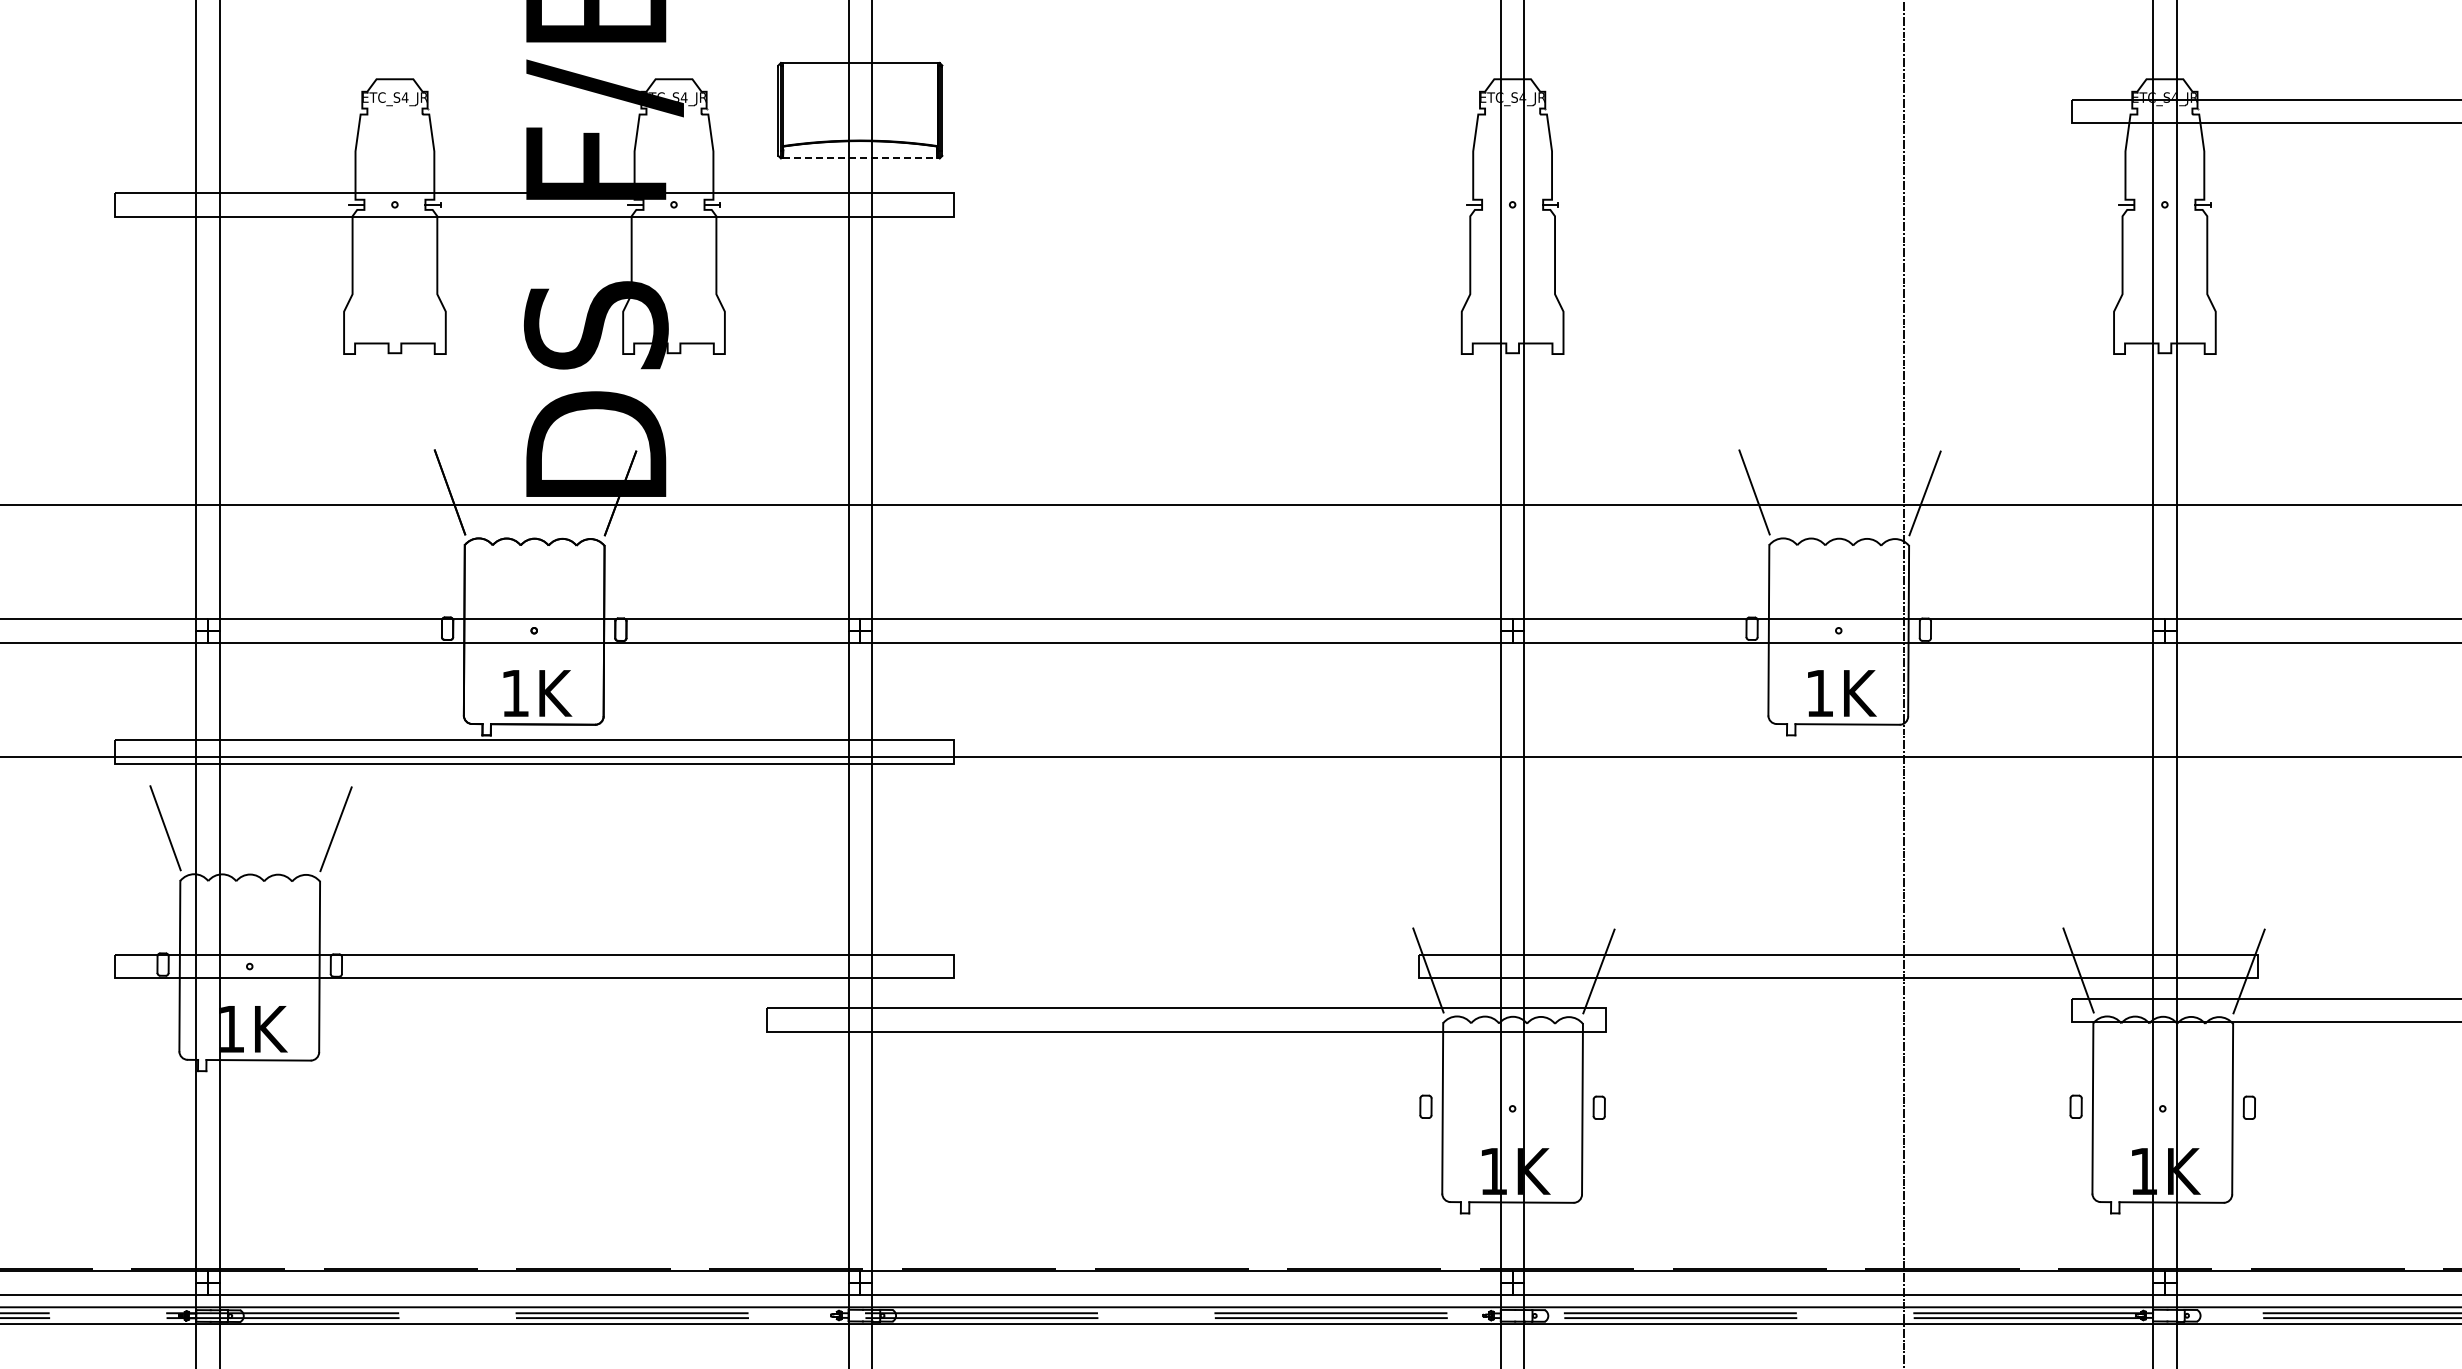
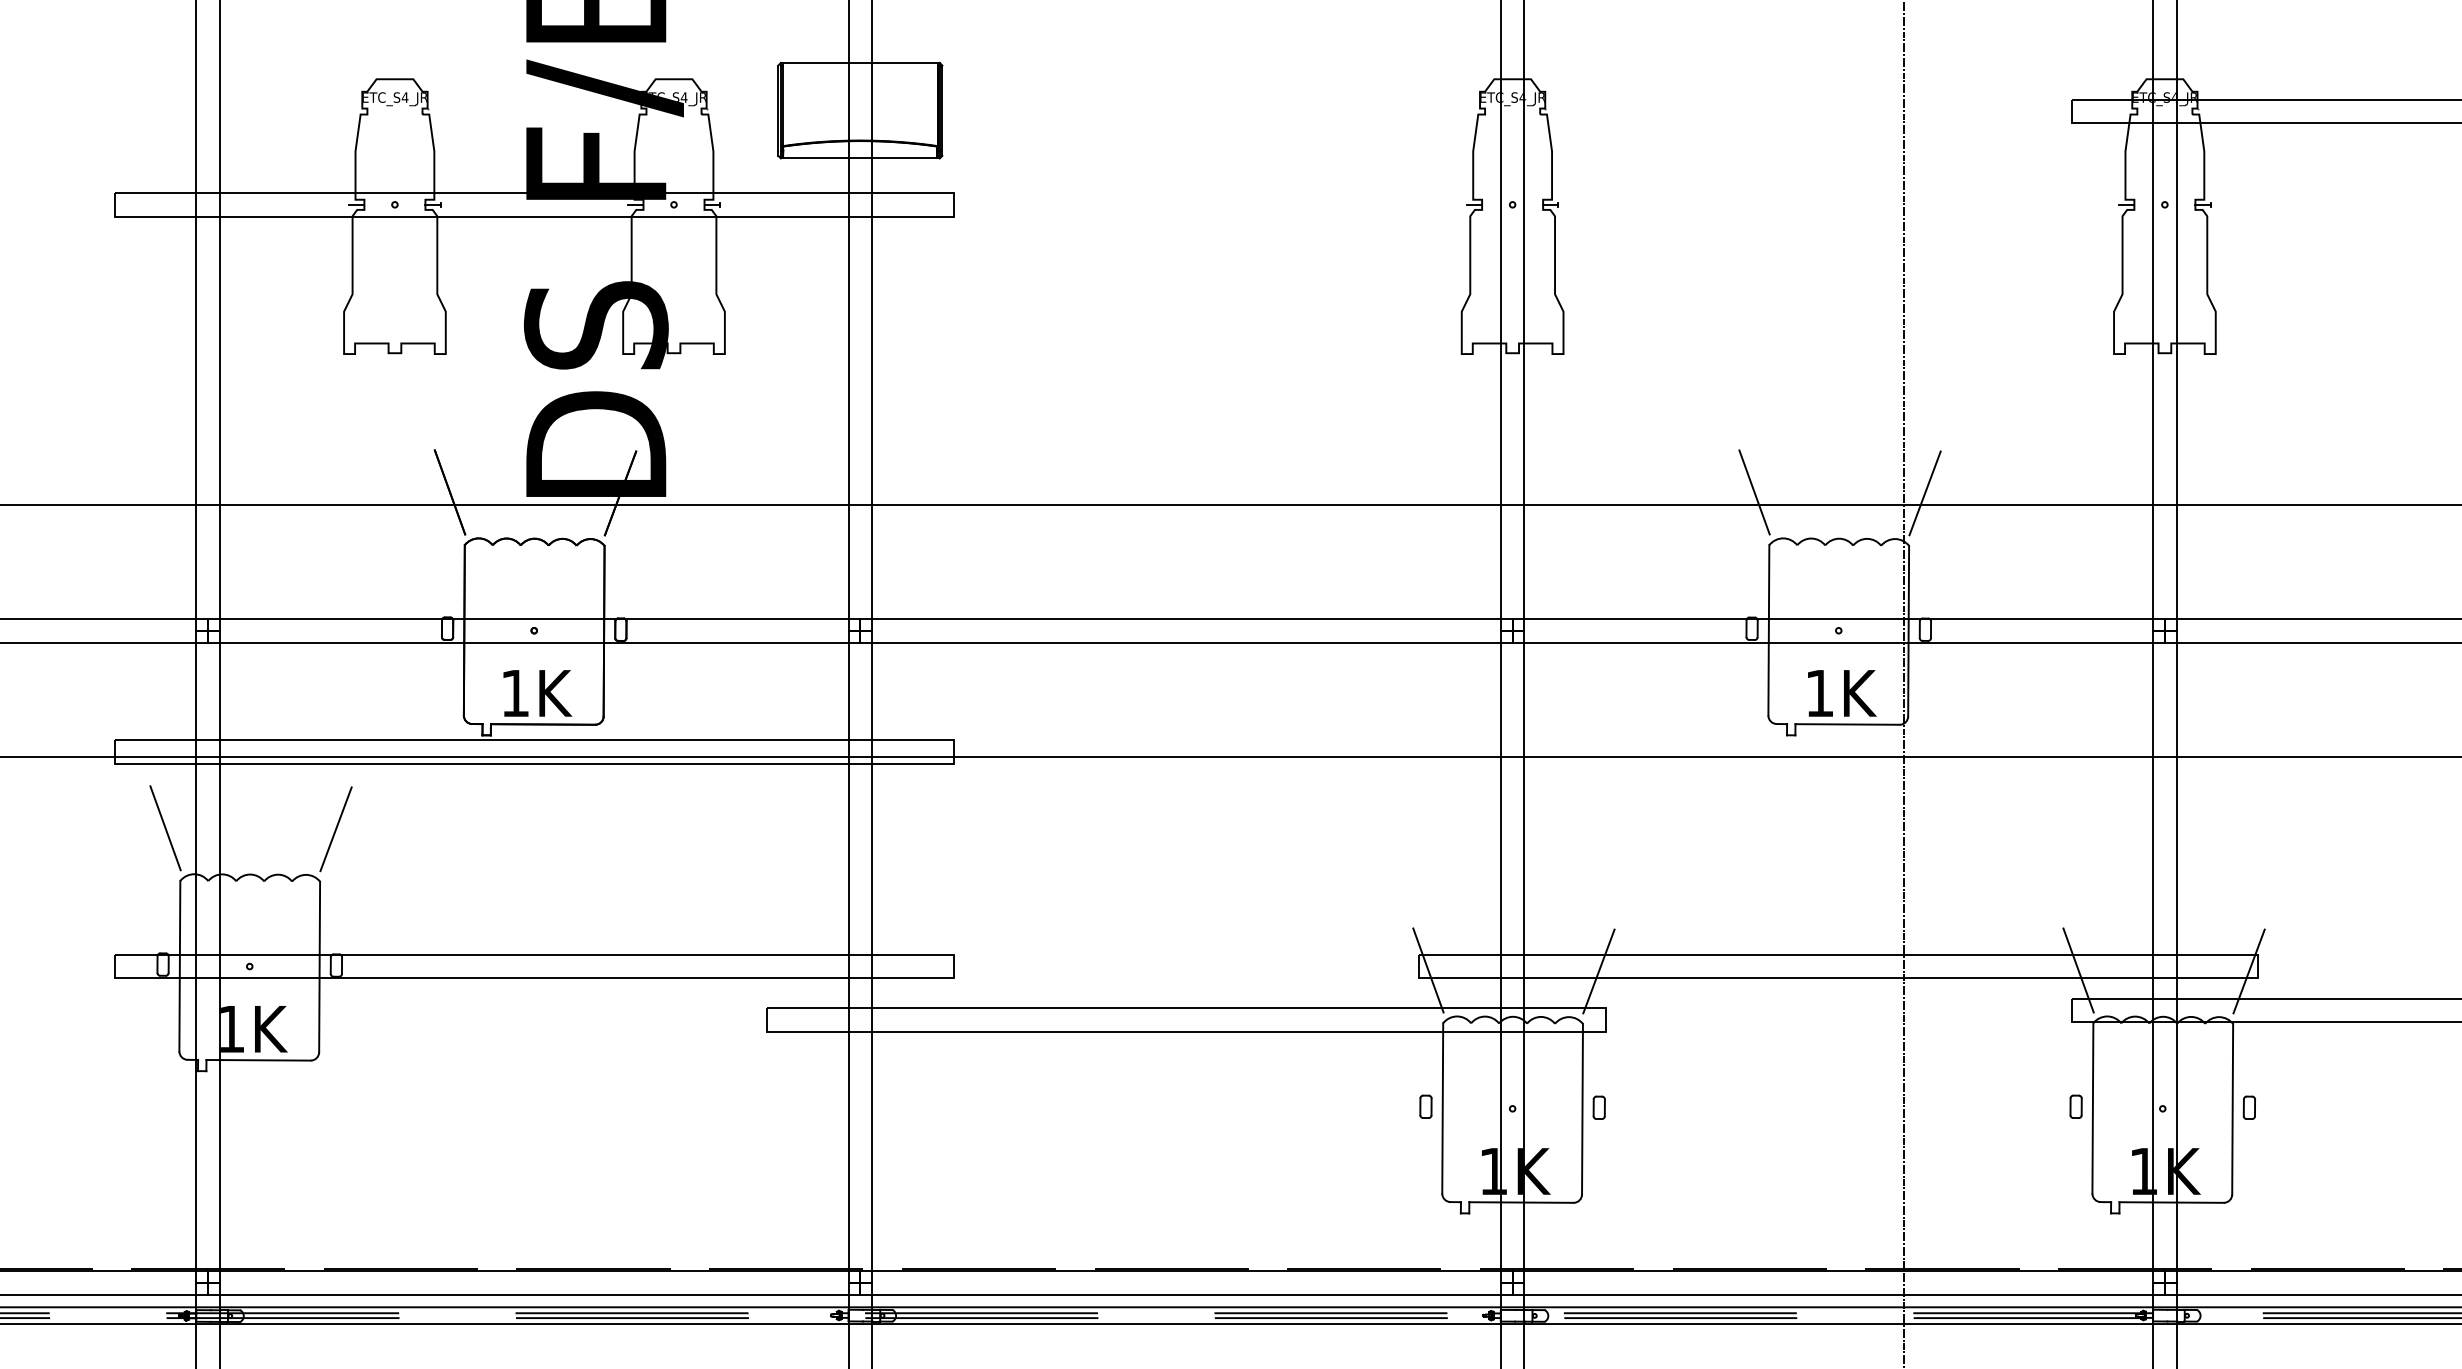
line: dashed -> solid (860, 158)
